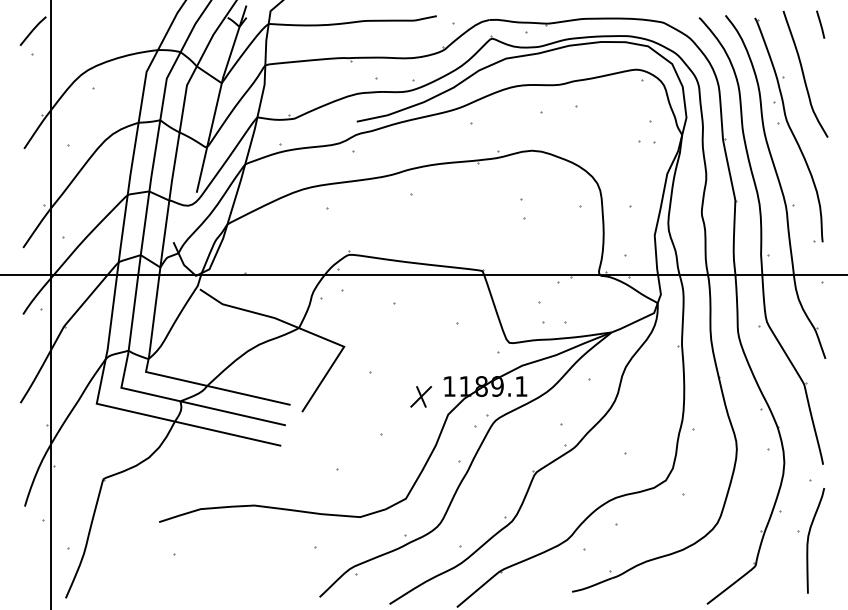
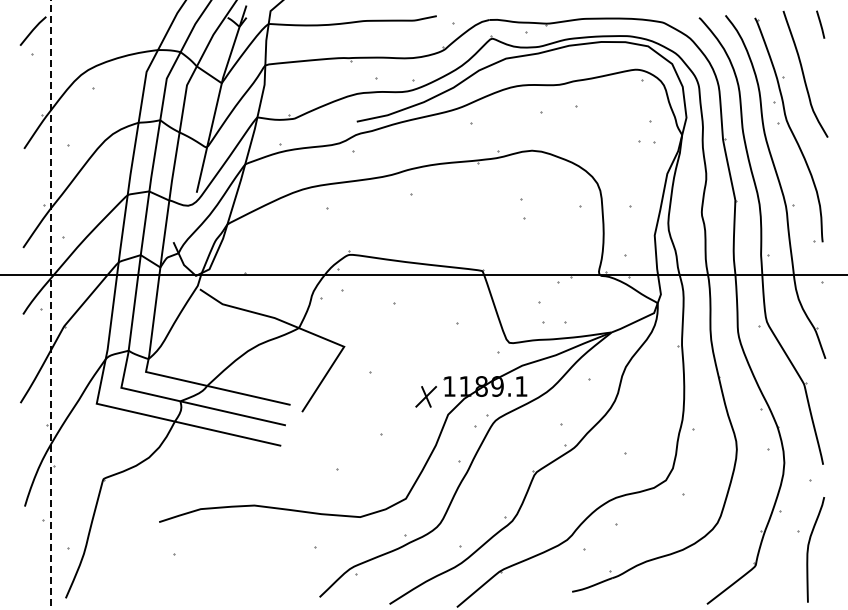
line: solid -> dashed (50, 304)
part position: (420, 396) -> (425, 396) (425, 396)
curve position: (809, 537) -> (809, 546) (809, 546)
